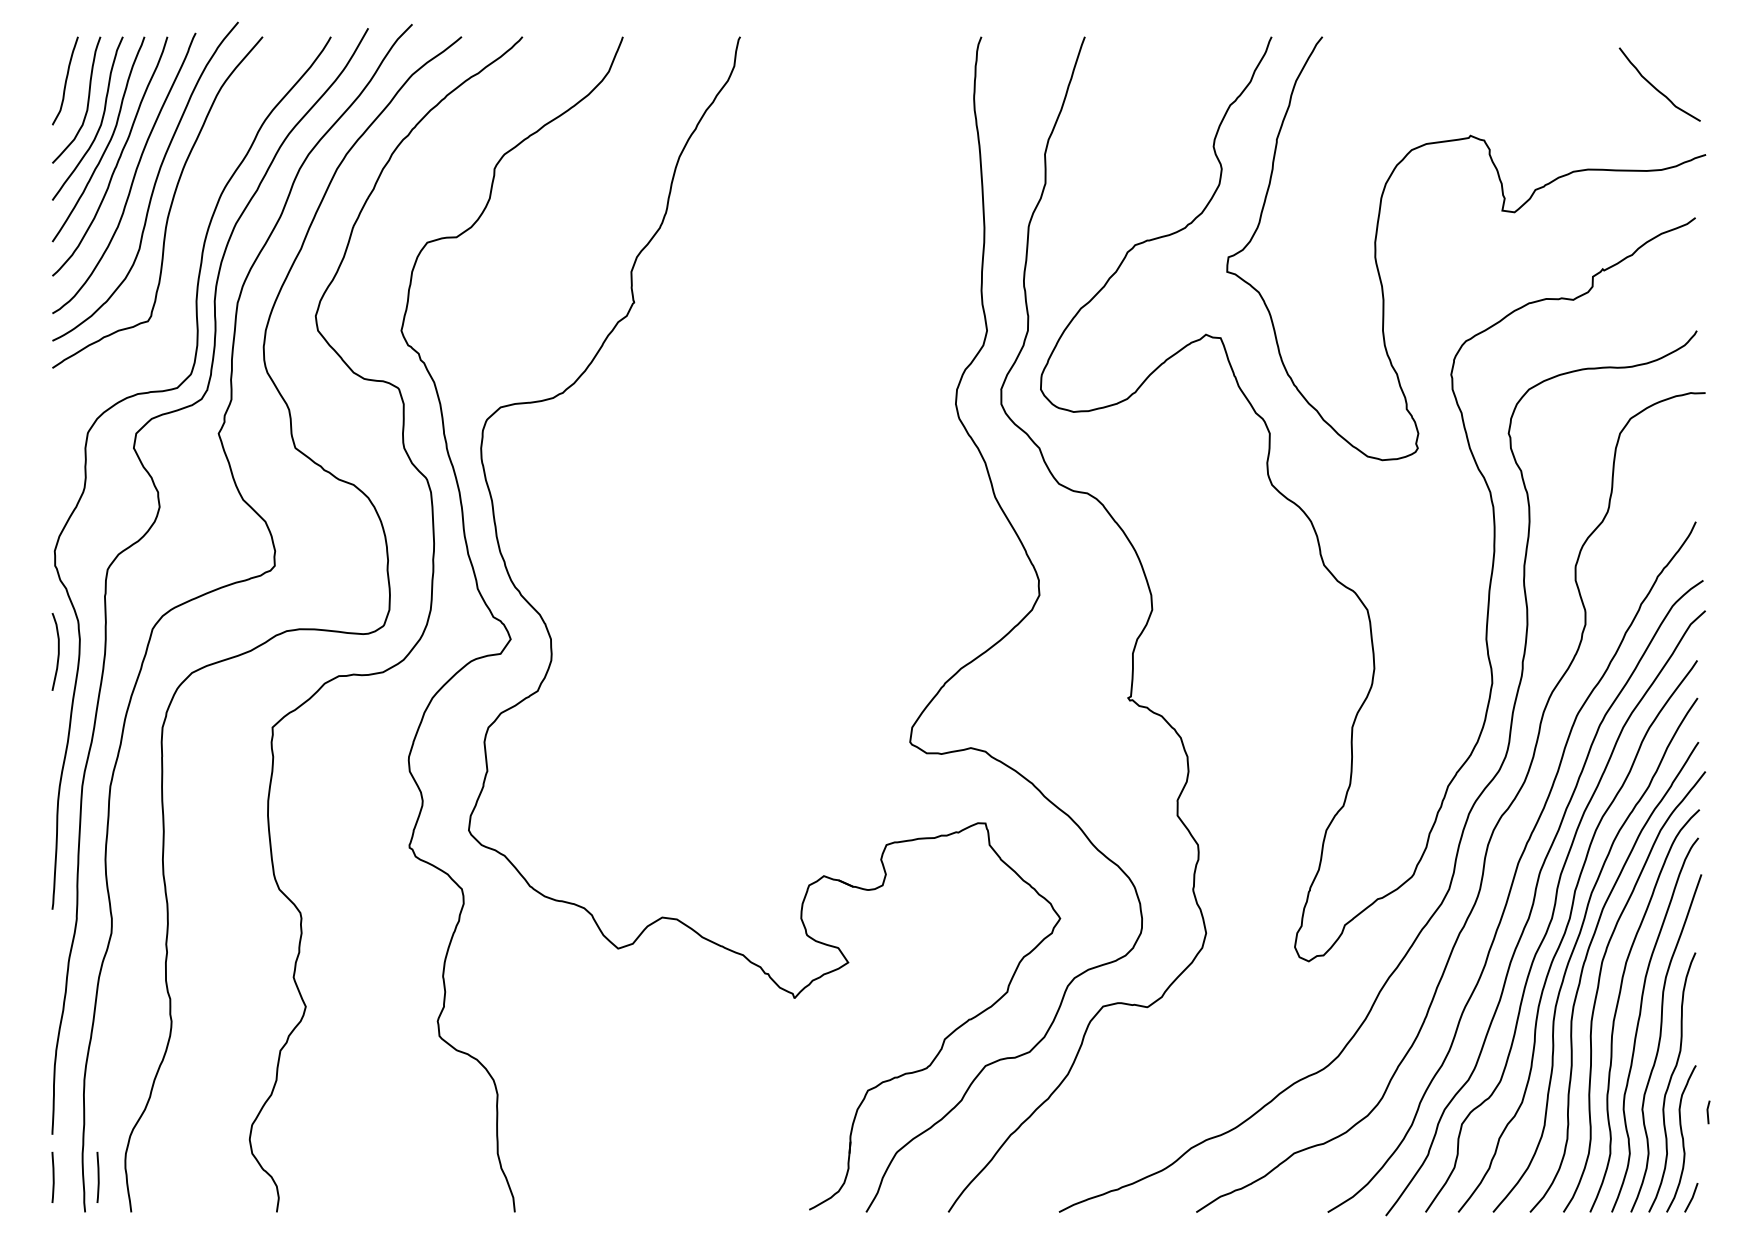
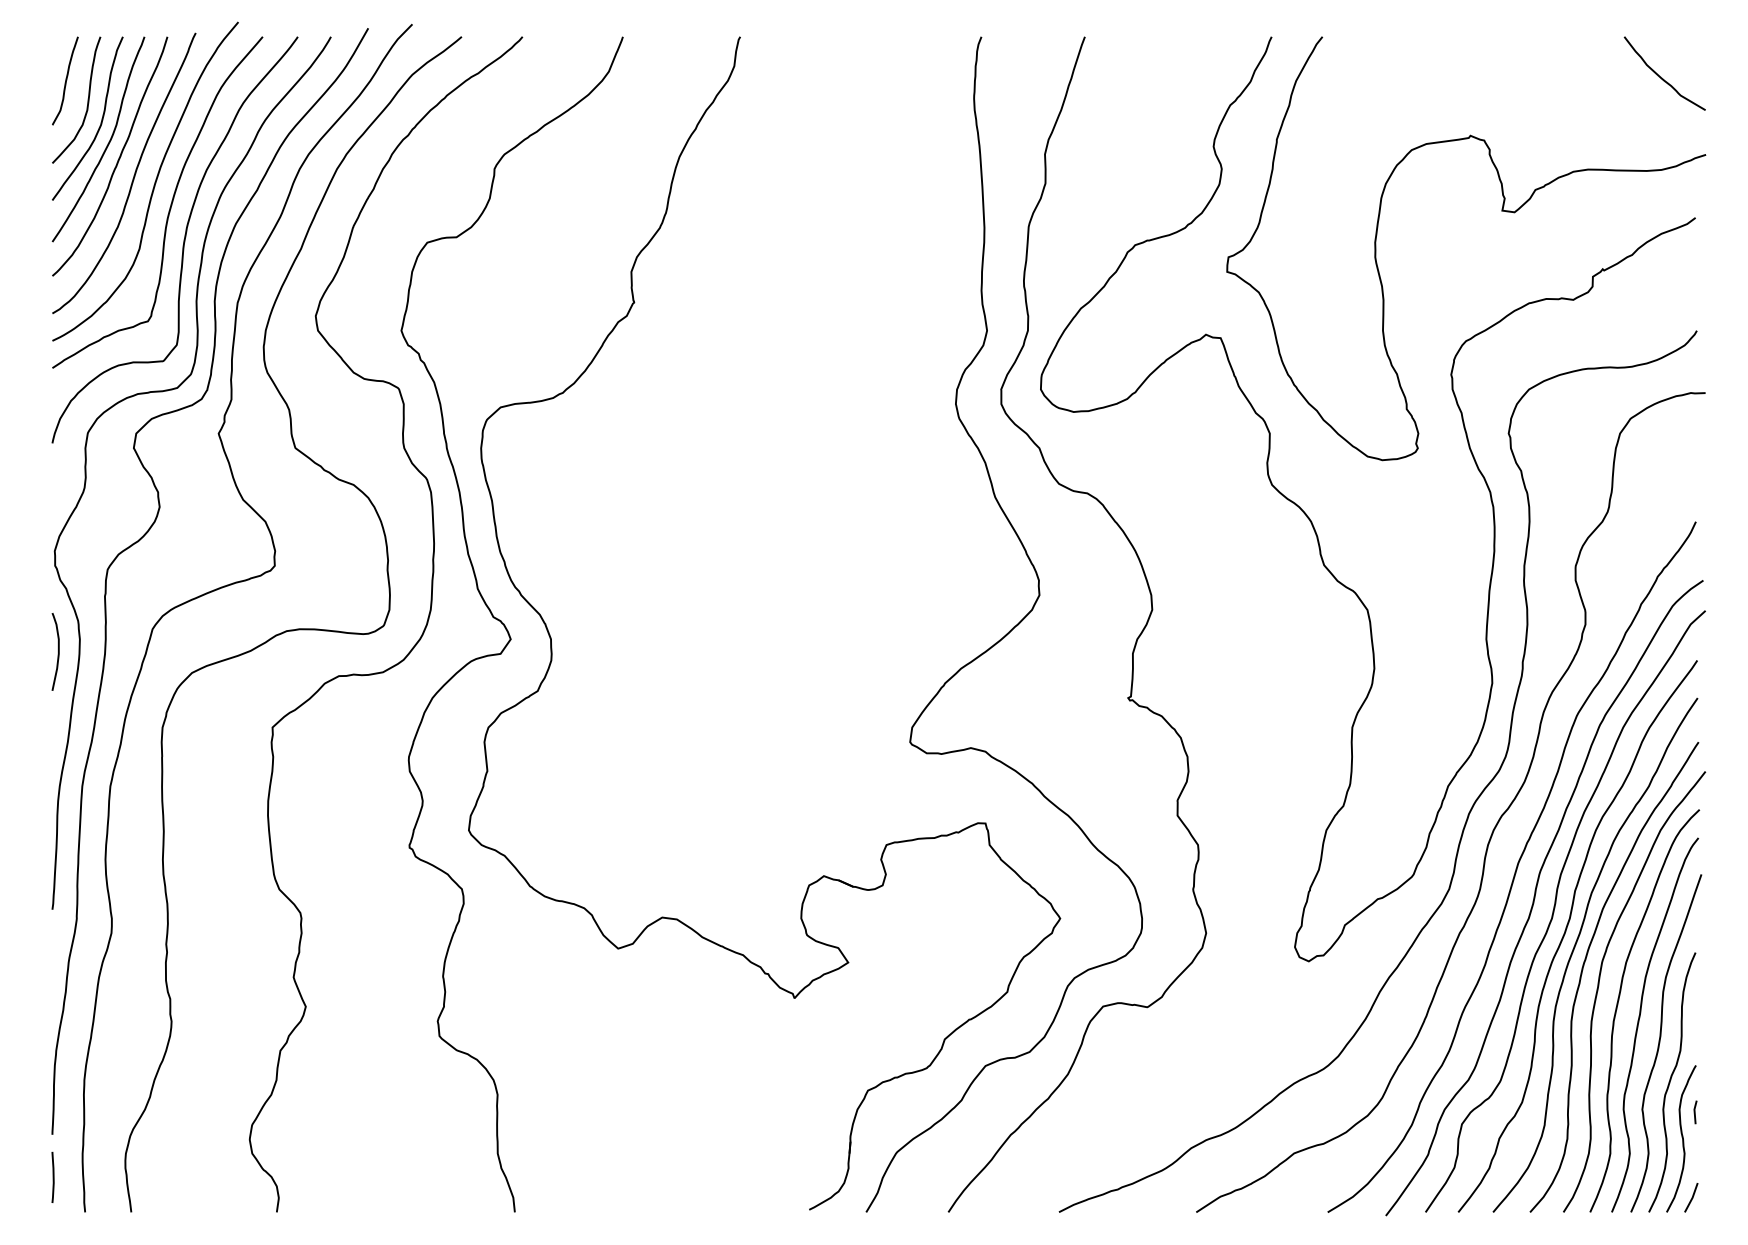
curve position: (1657, 88) -> (1662, 77) (1662, 77)
curve: none -> present (183, 239)
line position: (1708, 1112) -> (1695, 1112) (1695, 1112)
line: present -> none (97, 1176)
